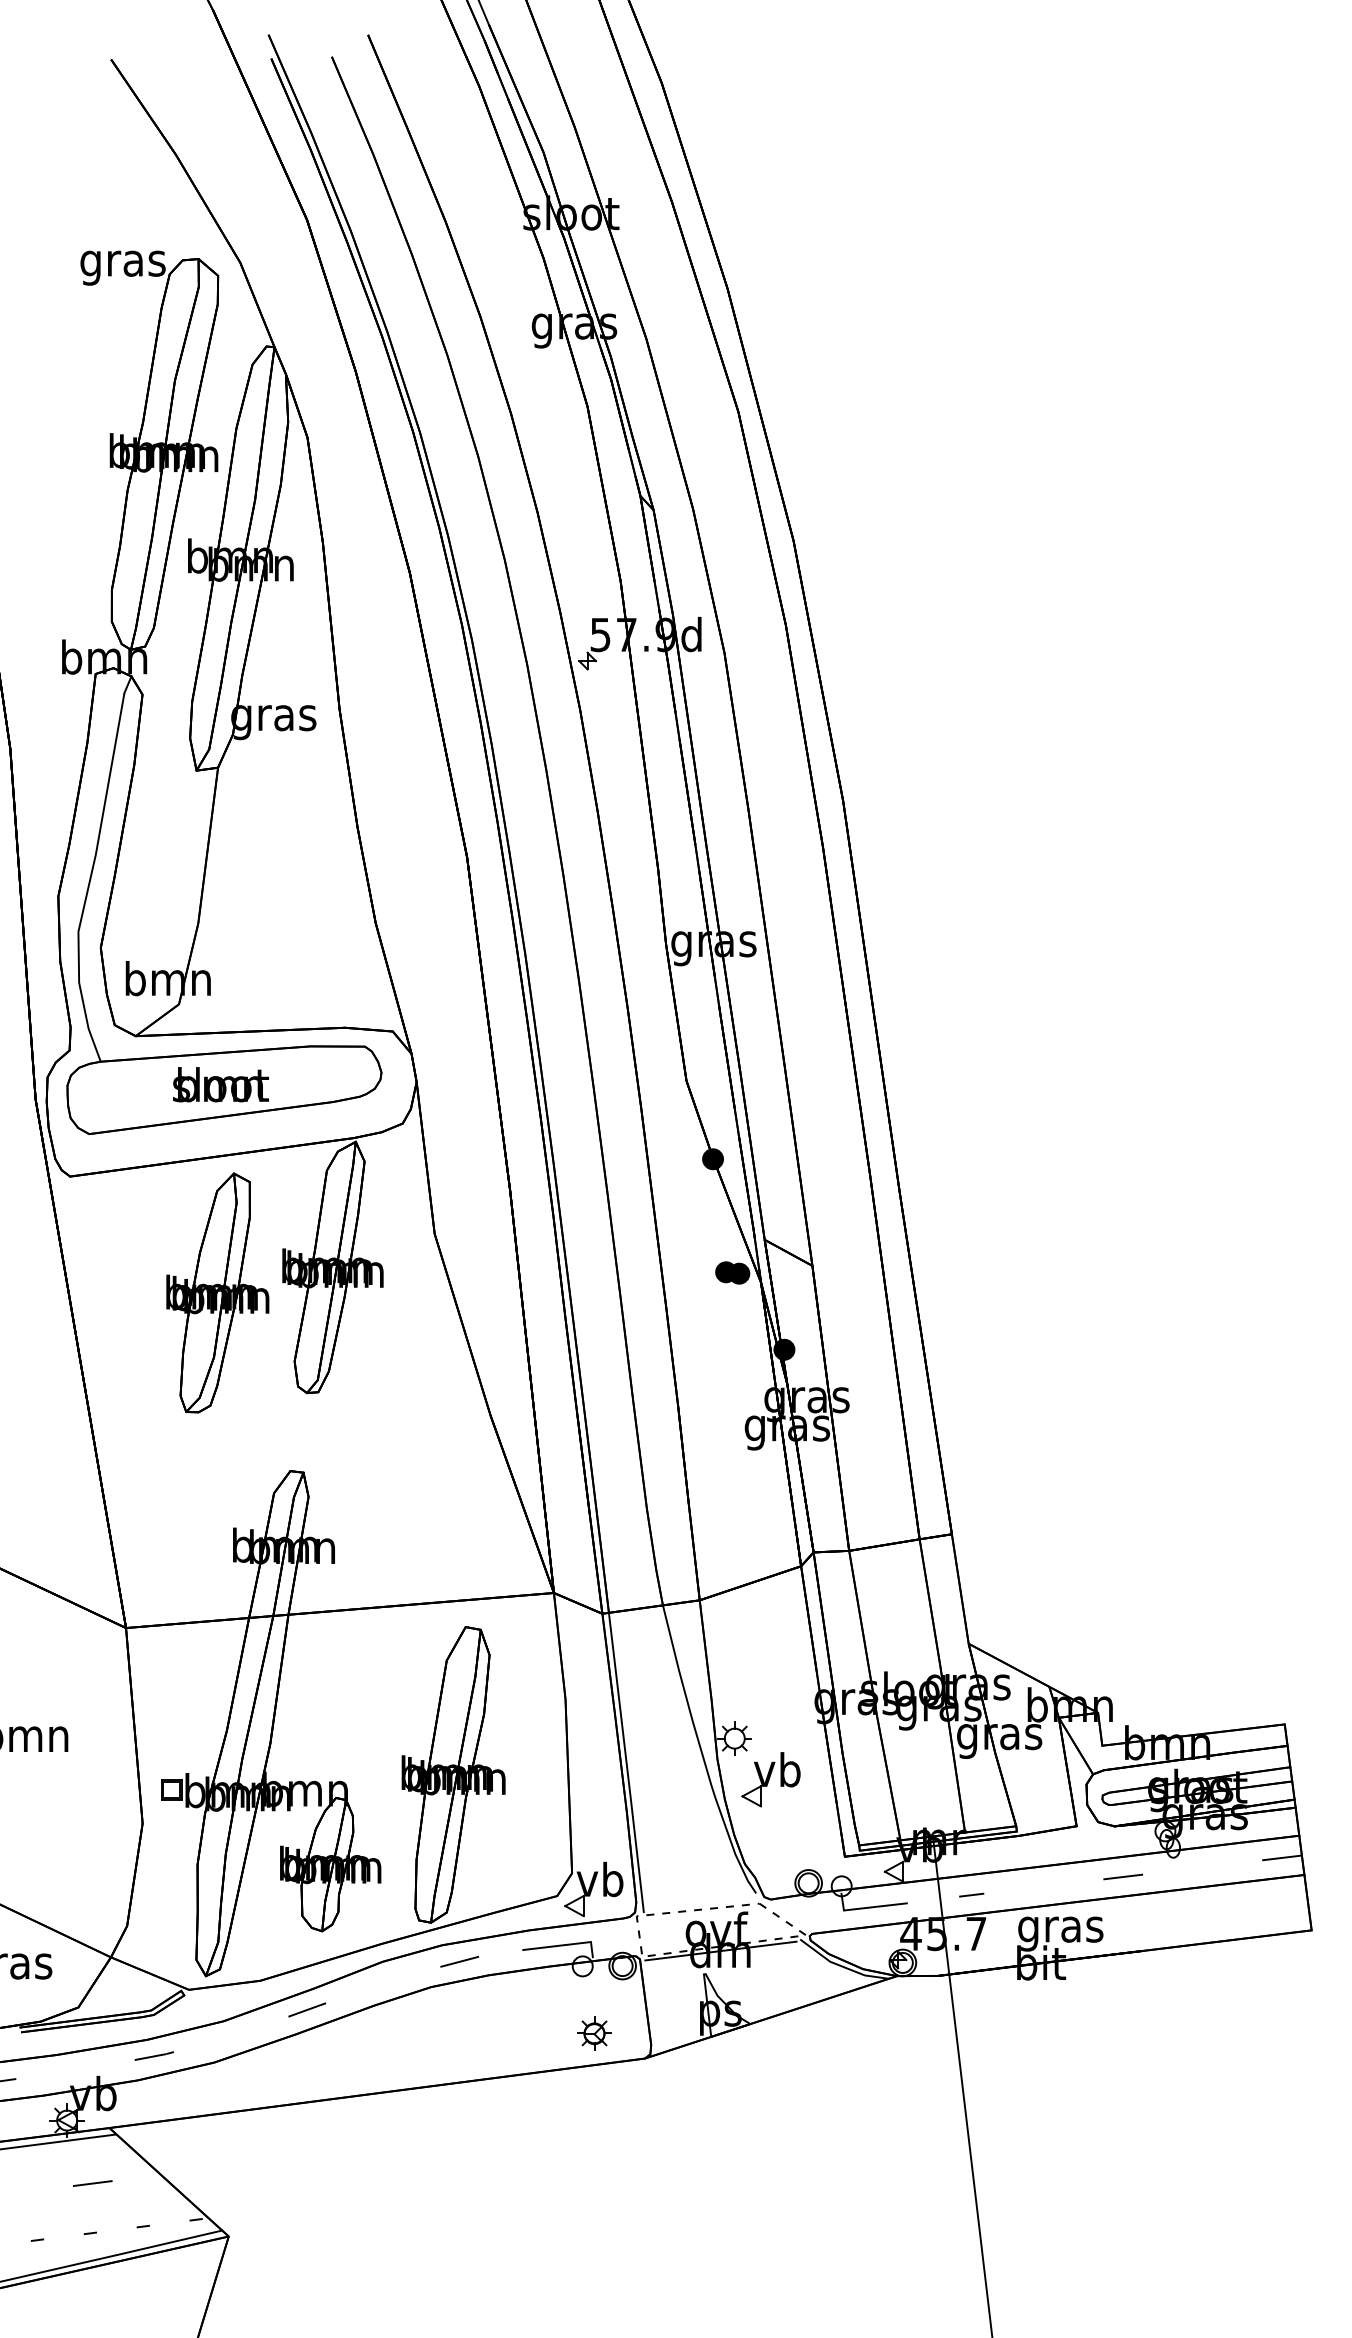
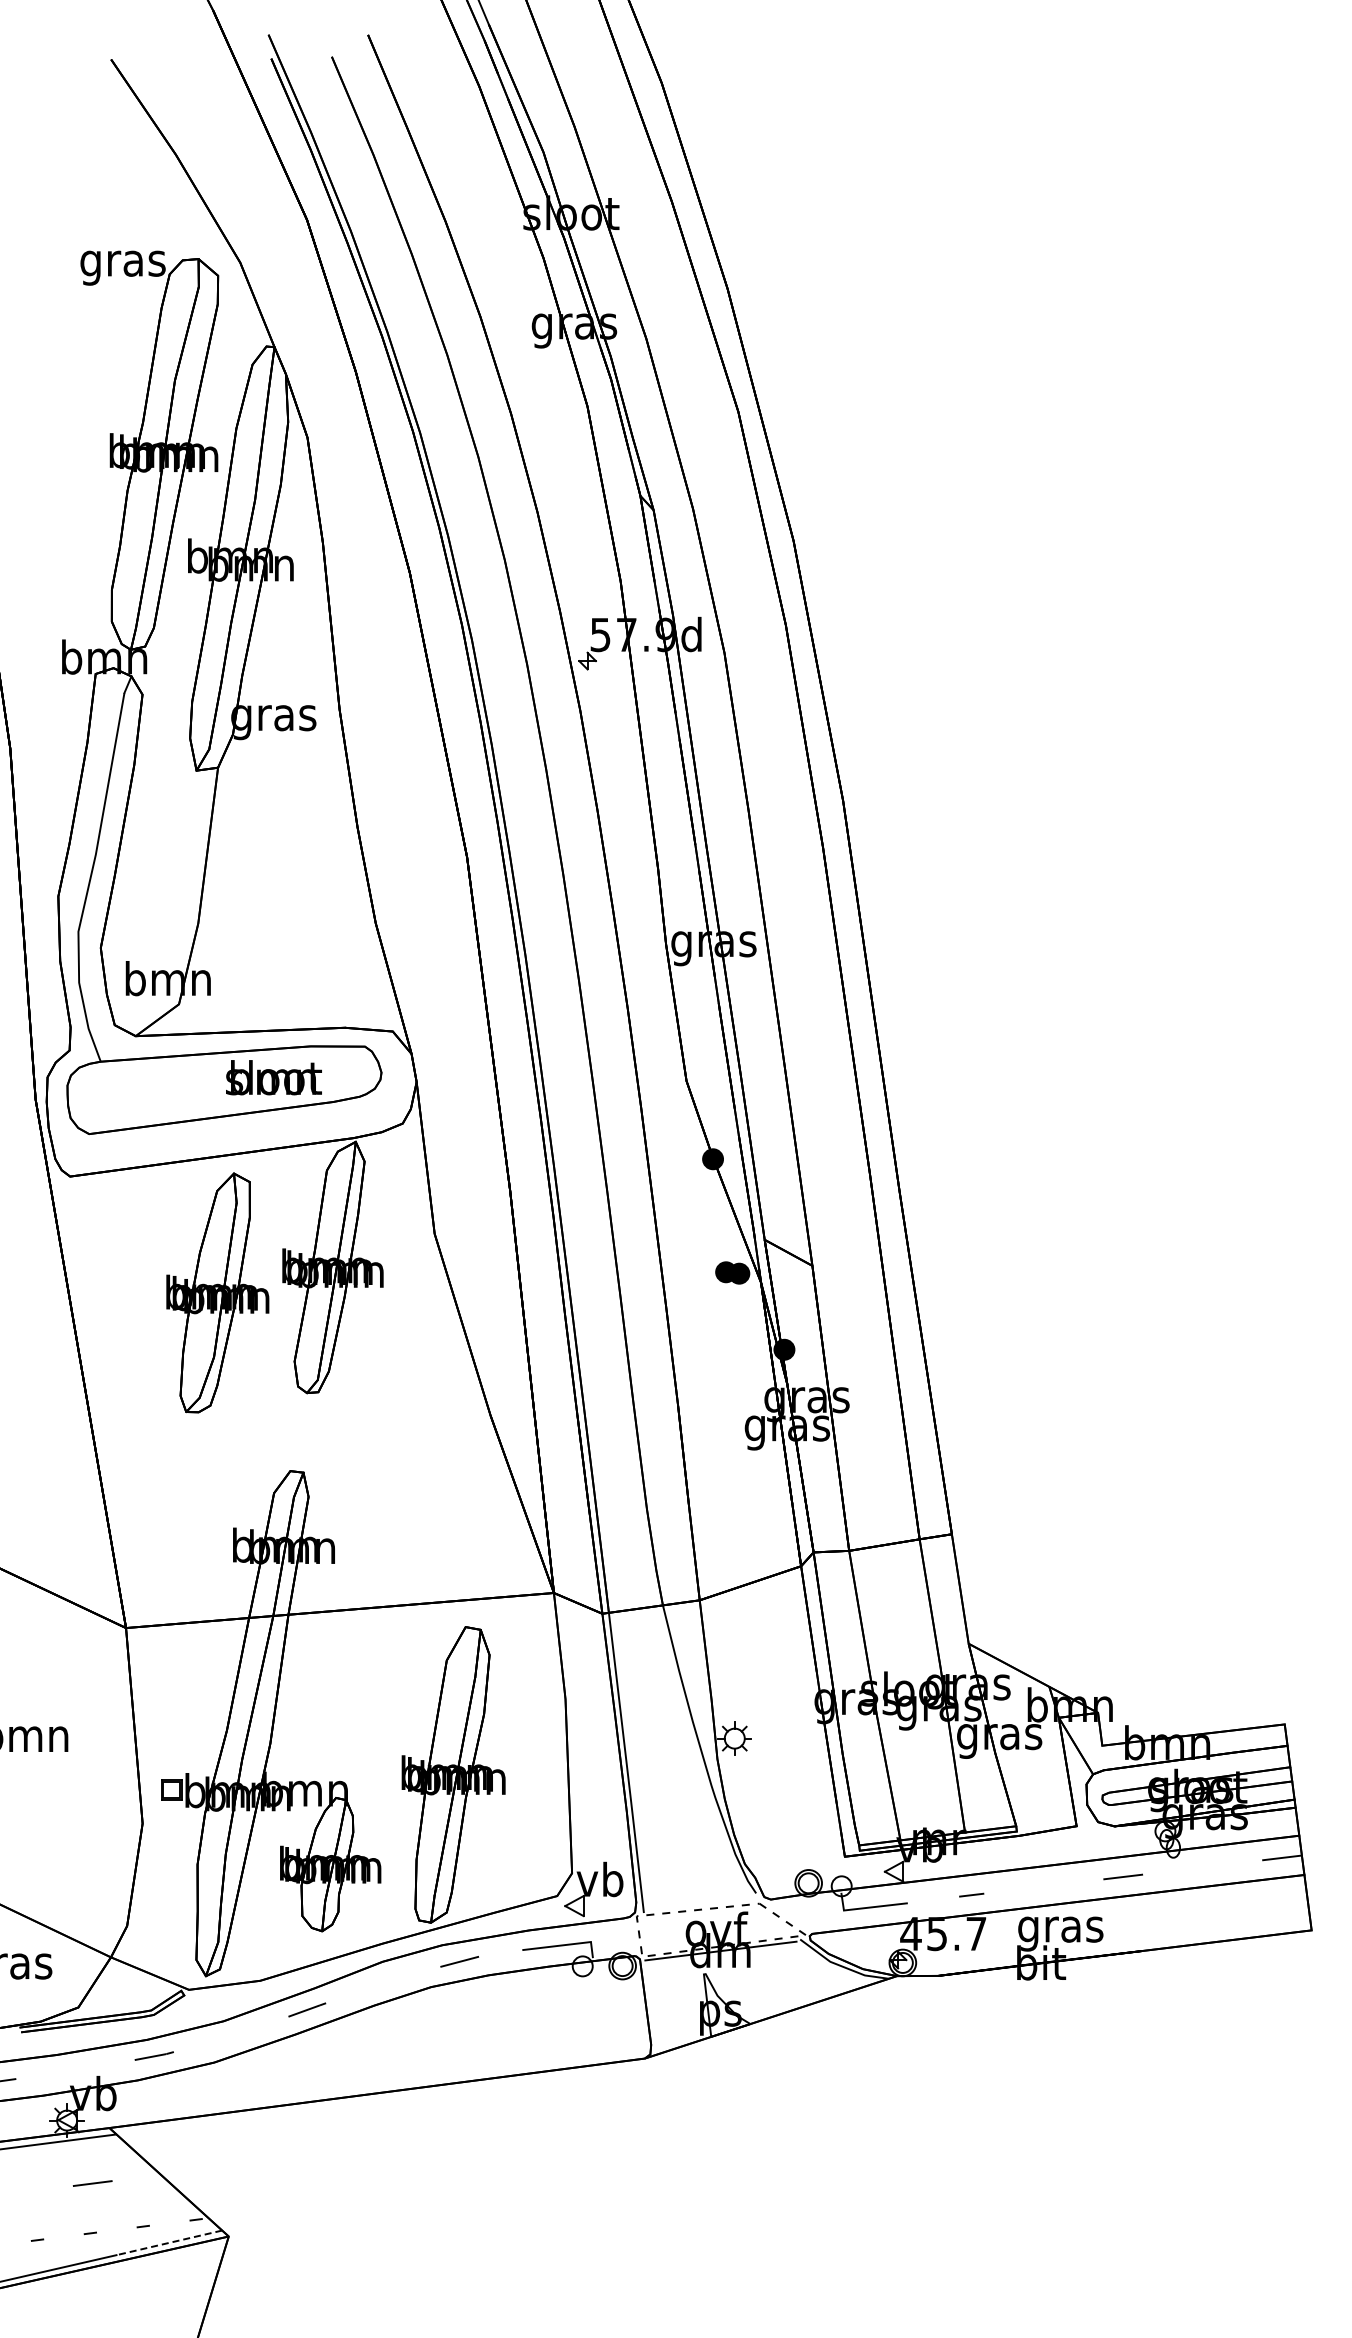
text position: (220, 1084) -> (273, 1077) (273, 1077)
part: present -> none (770, 1779)
part: present -> none (594, 2033)
line: present -> none (962, 2086)
line: solid -> dashed (169, 2242)
